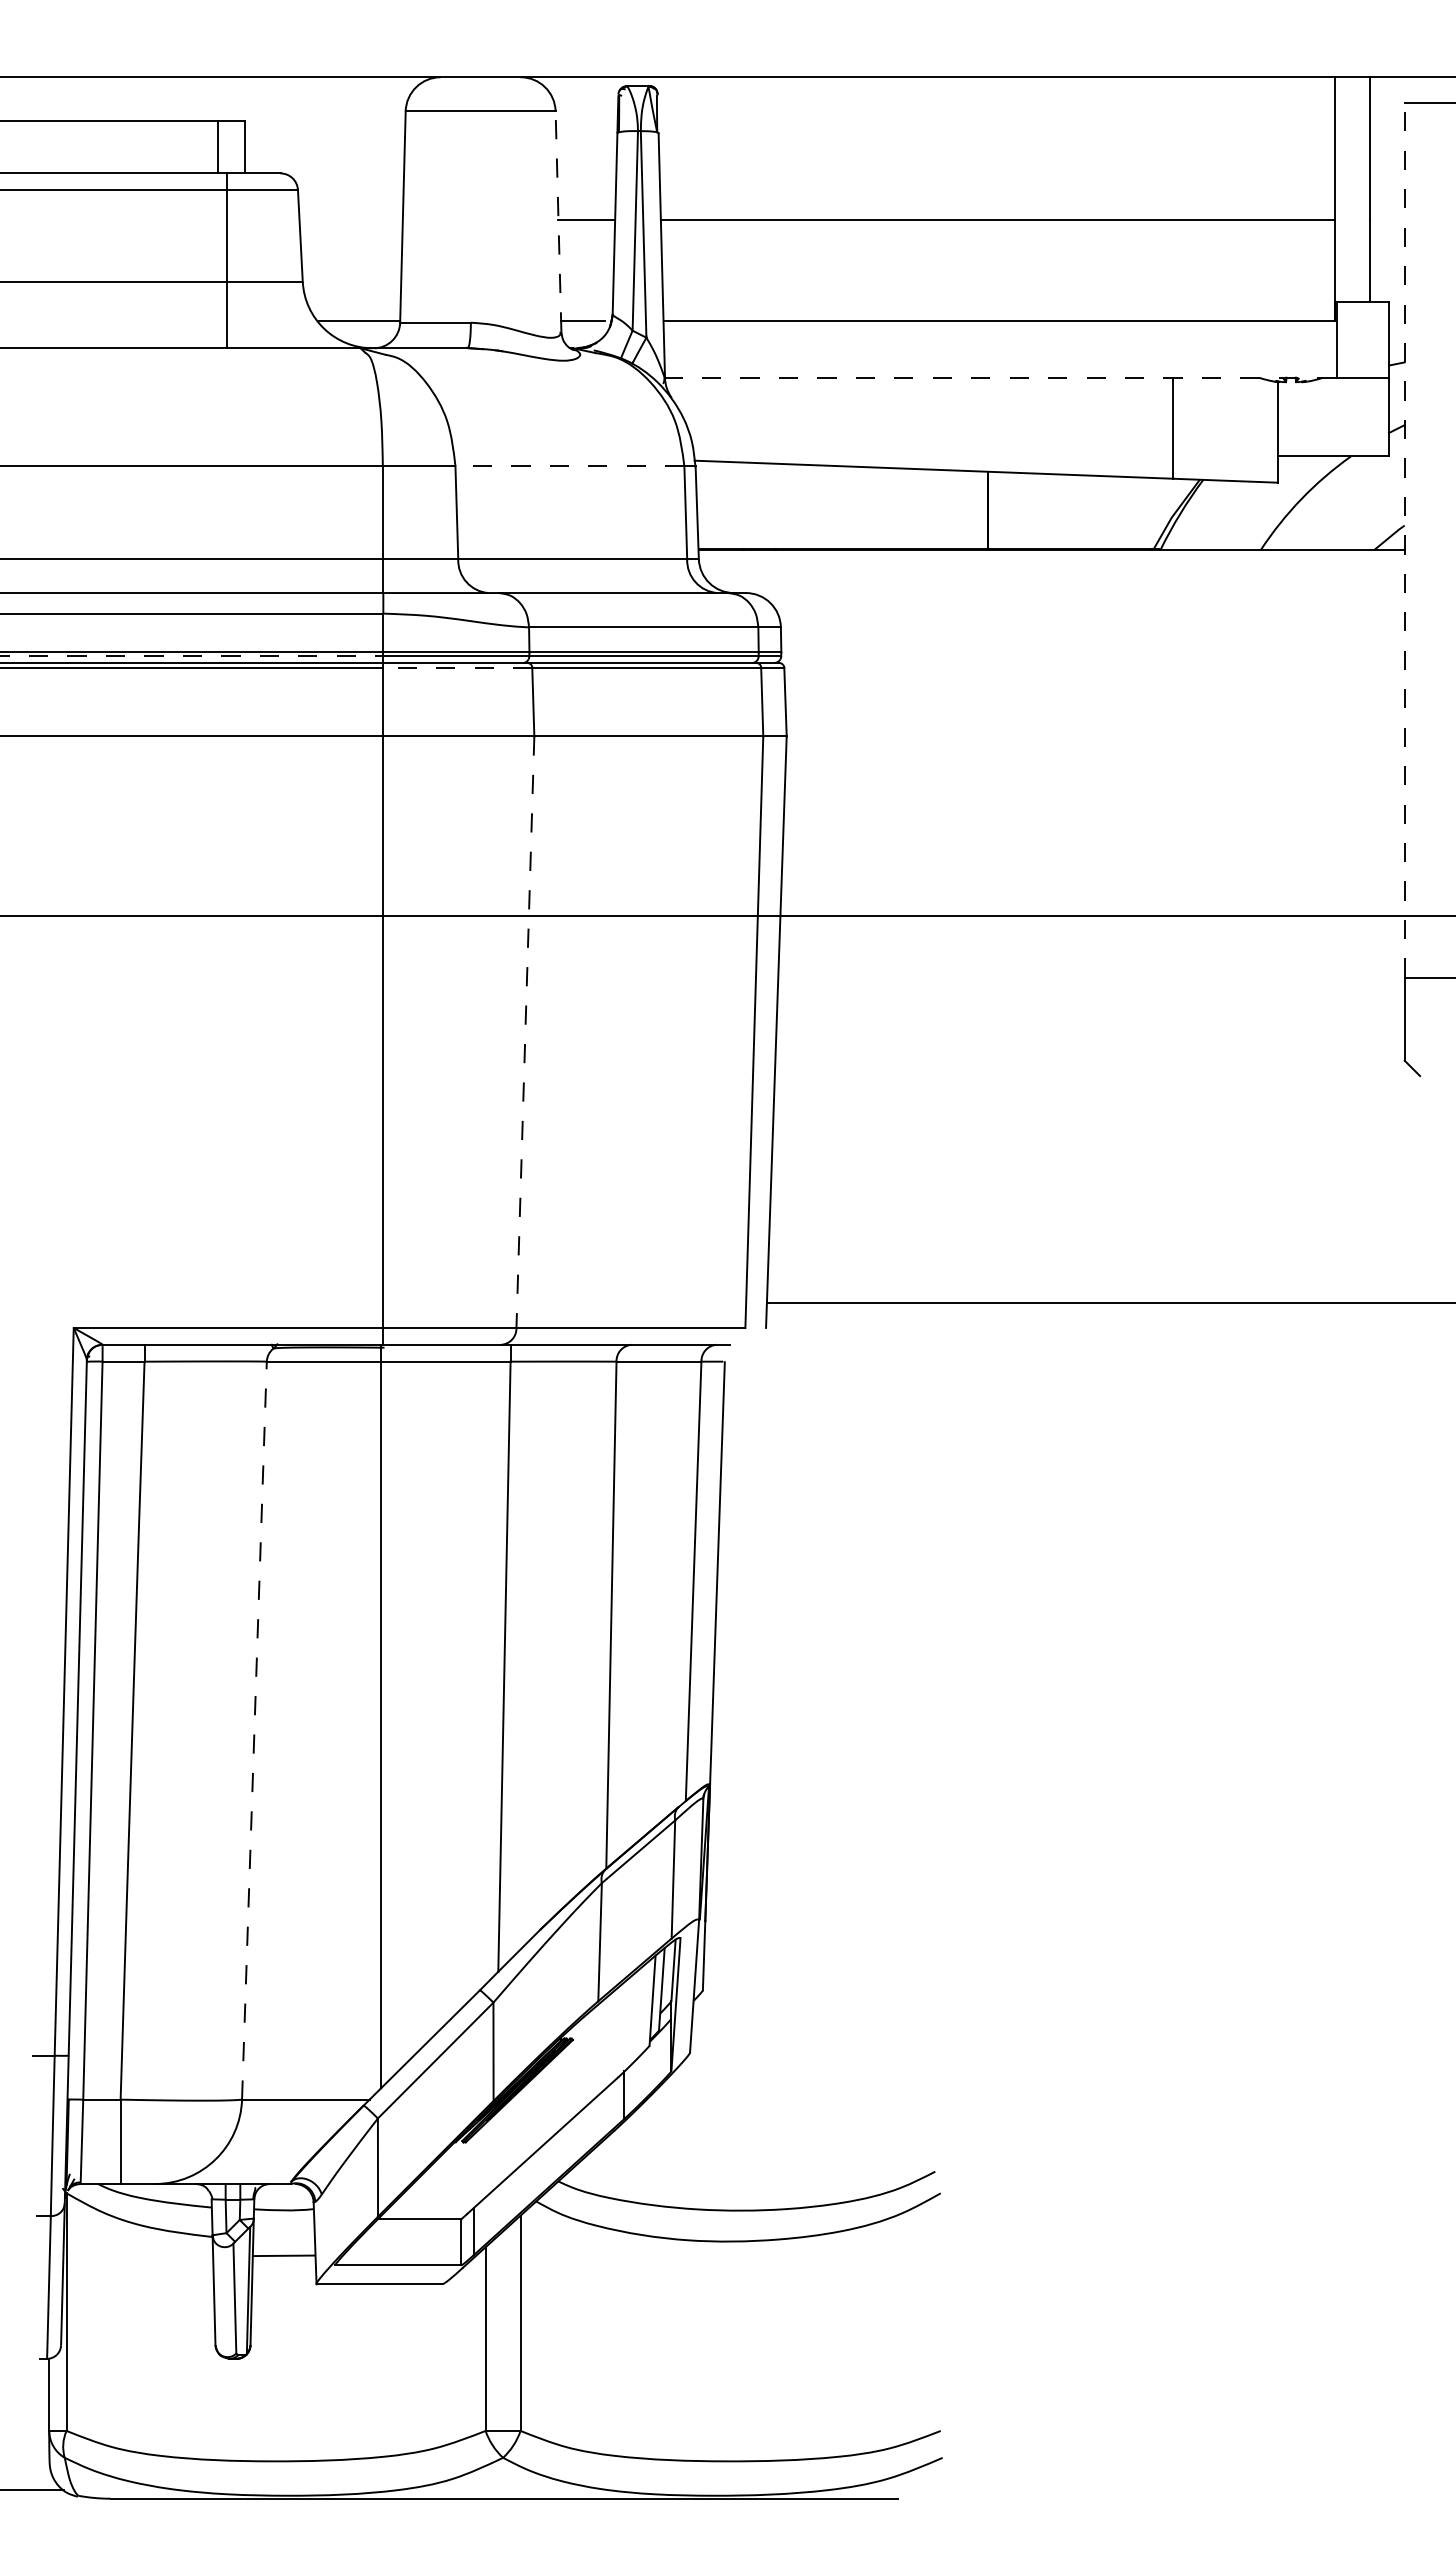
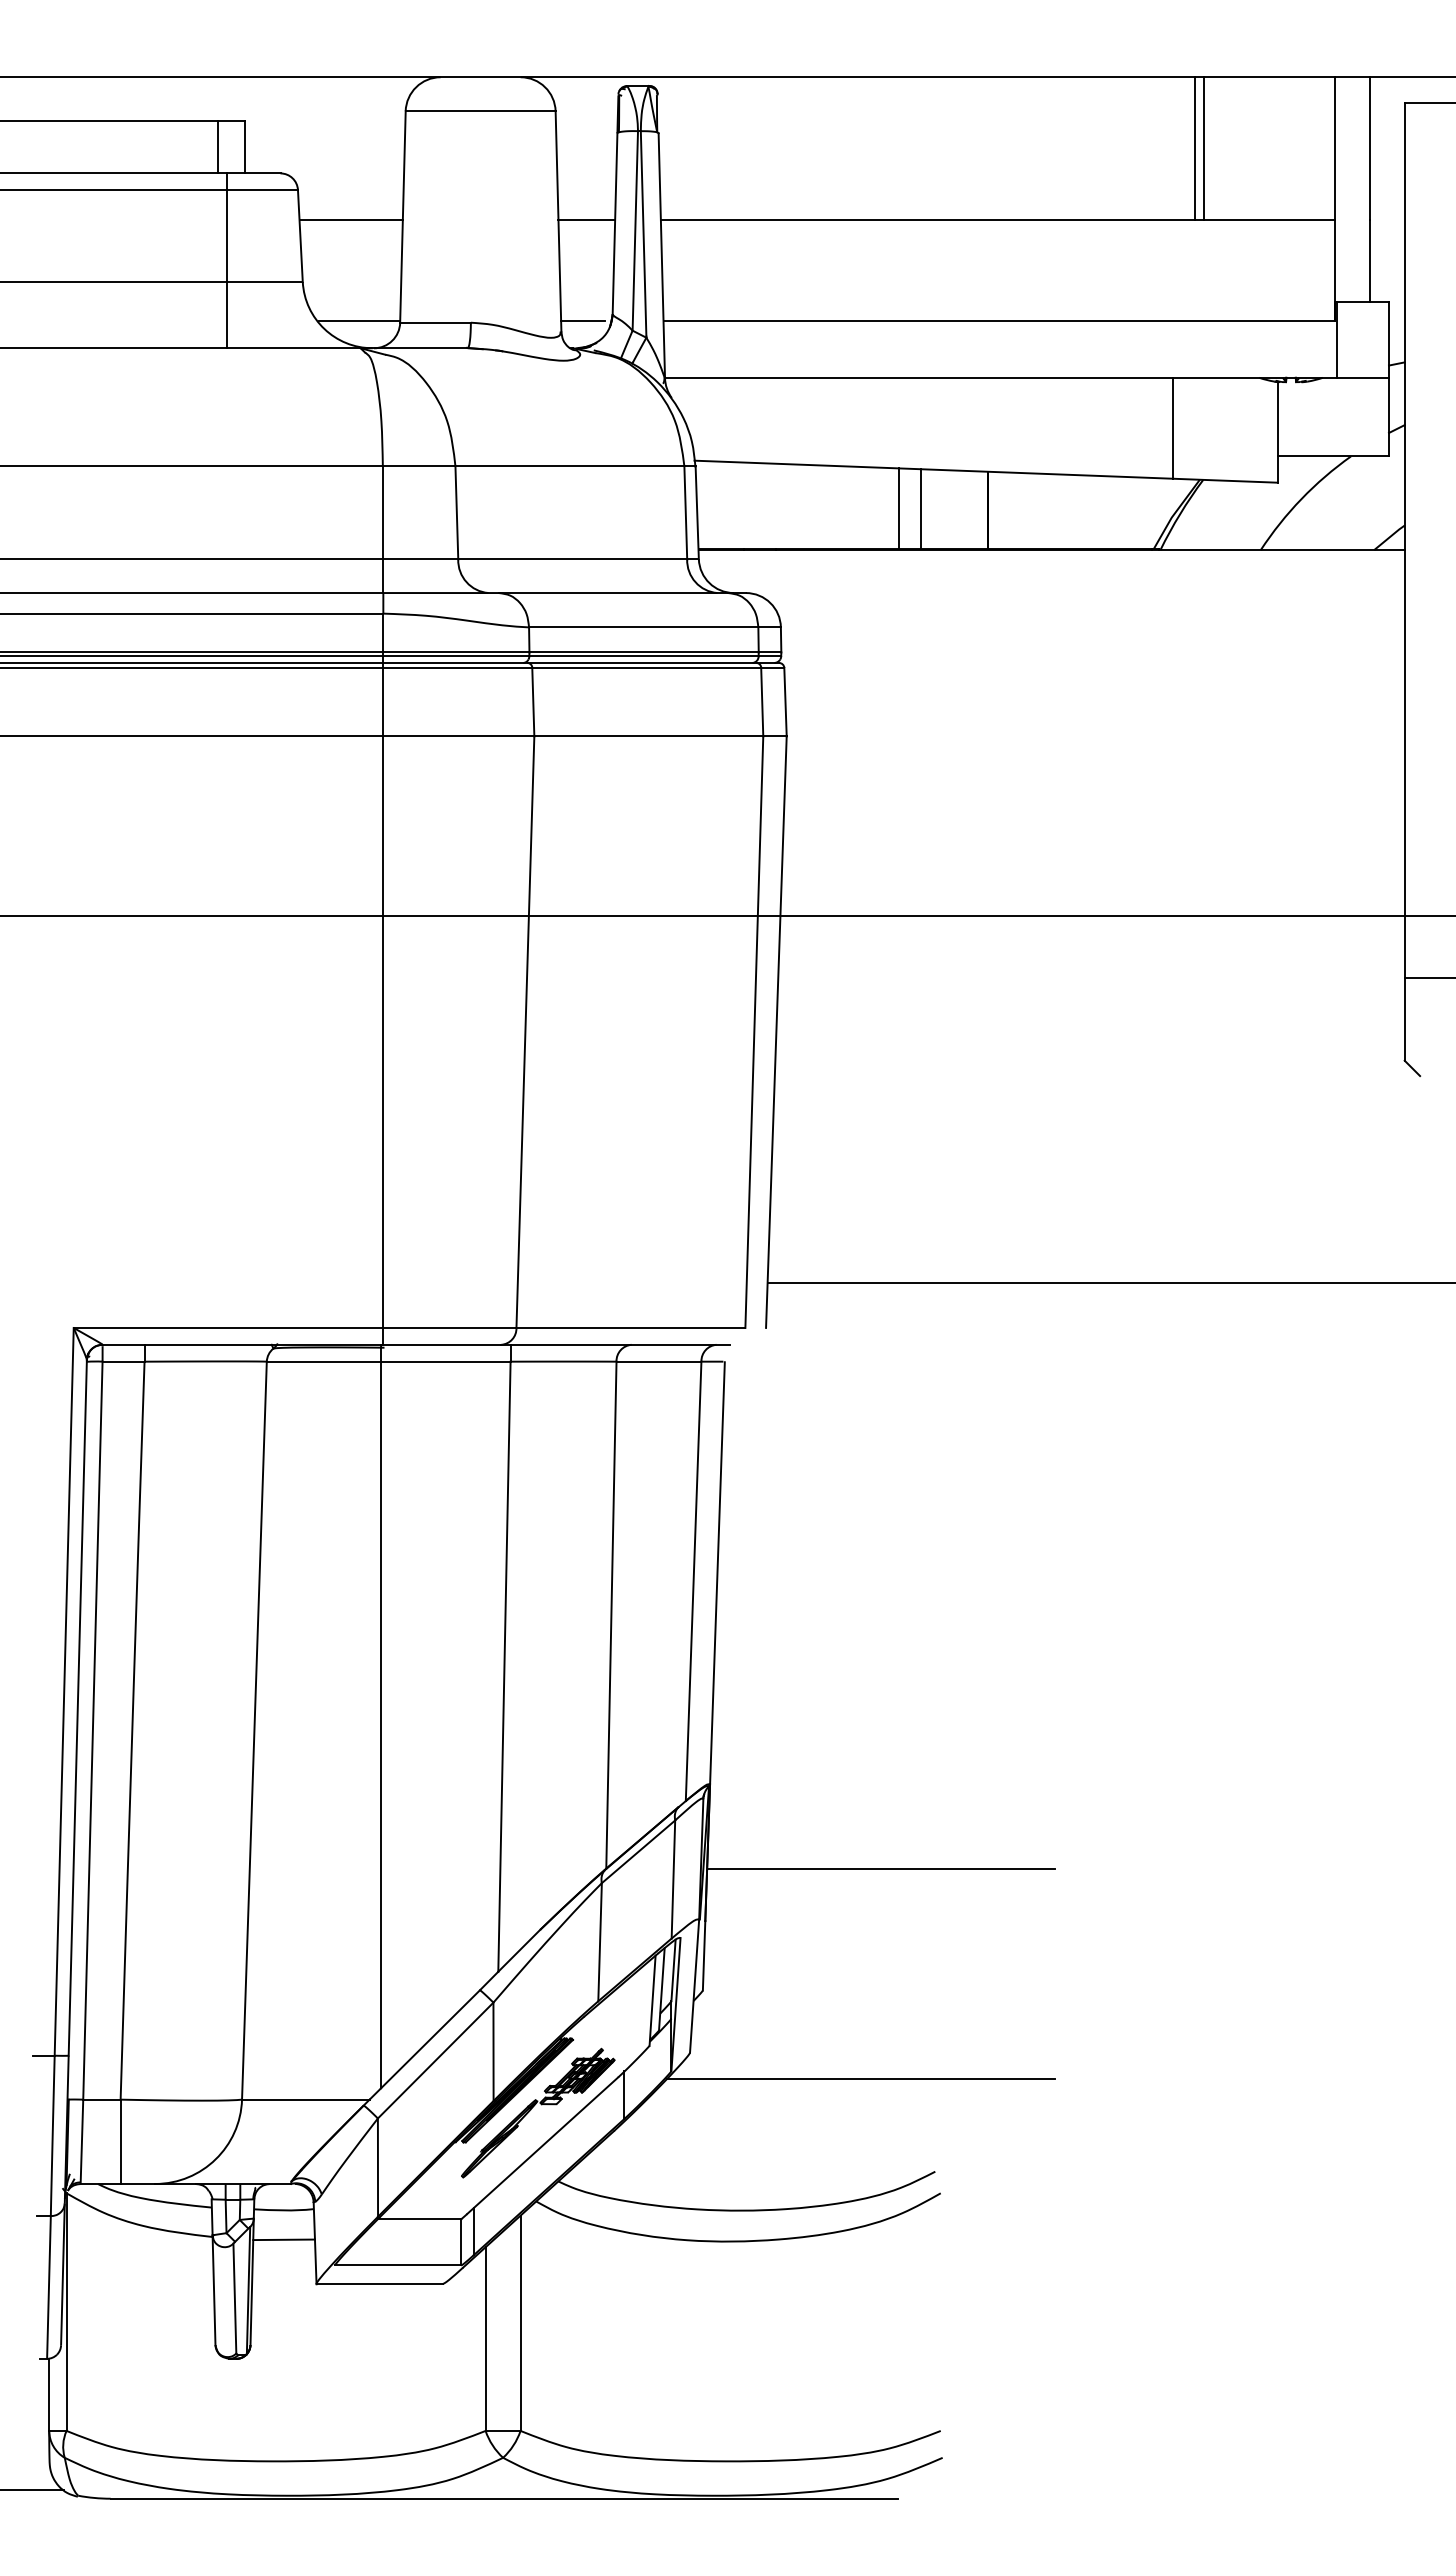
line: none -> present (1194, 148)
line: none -> present (1204, 148)
line: none -> present (350, 219)
line: dashed -> solid (558, 220)
line: dashed -> solid (1000, 377)
line: dashed -> solid (569, 466)
line: none -> present (899, 508)
line: none -> present (920, 509)
line: dashed -> solid (1404, 540)
line: dashed -> solid (192, 656)
line: dashed -> solid (457, 668)
line: dashed -> solid (525, 1032)
line position: (1109, 1302) -> (1109, 1282) (1109, 1282)
line: dashed -> solid (254, 1730)
line: none -> present (881, 1869)
line: none -> present (861, 2079)
part: none -> present (533, 2107)
line position: (283, 2255) -> (283, 2239) (283, 2239)
